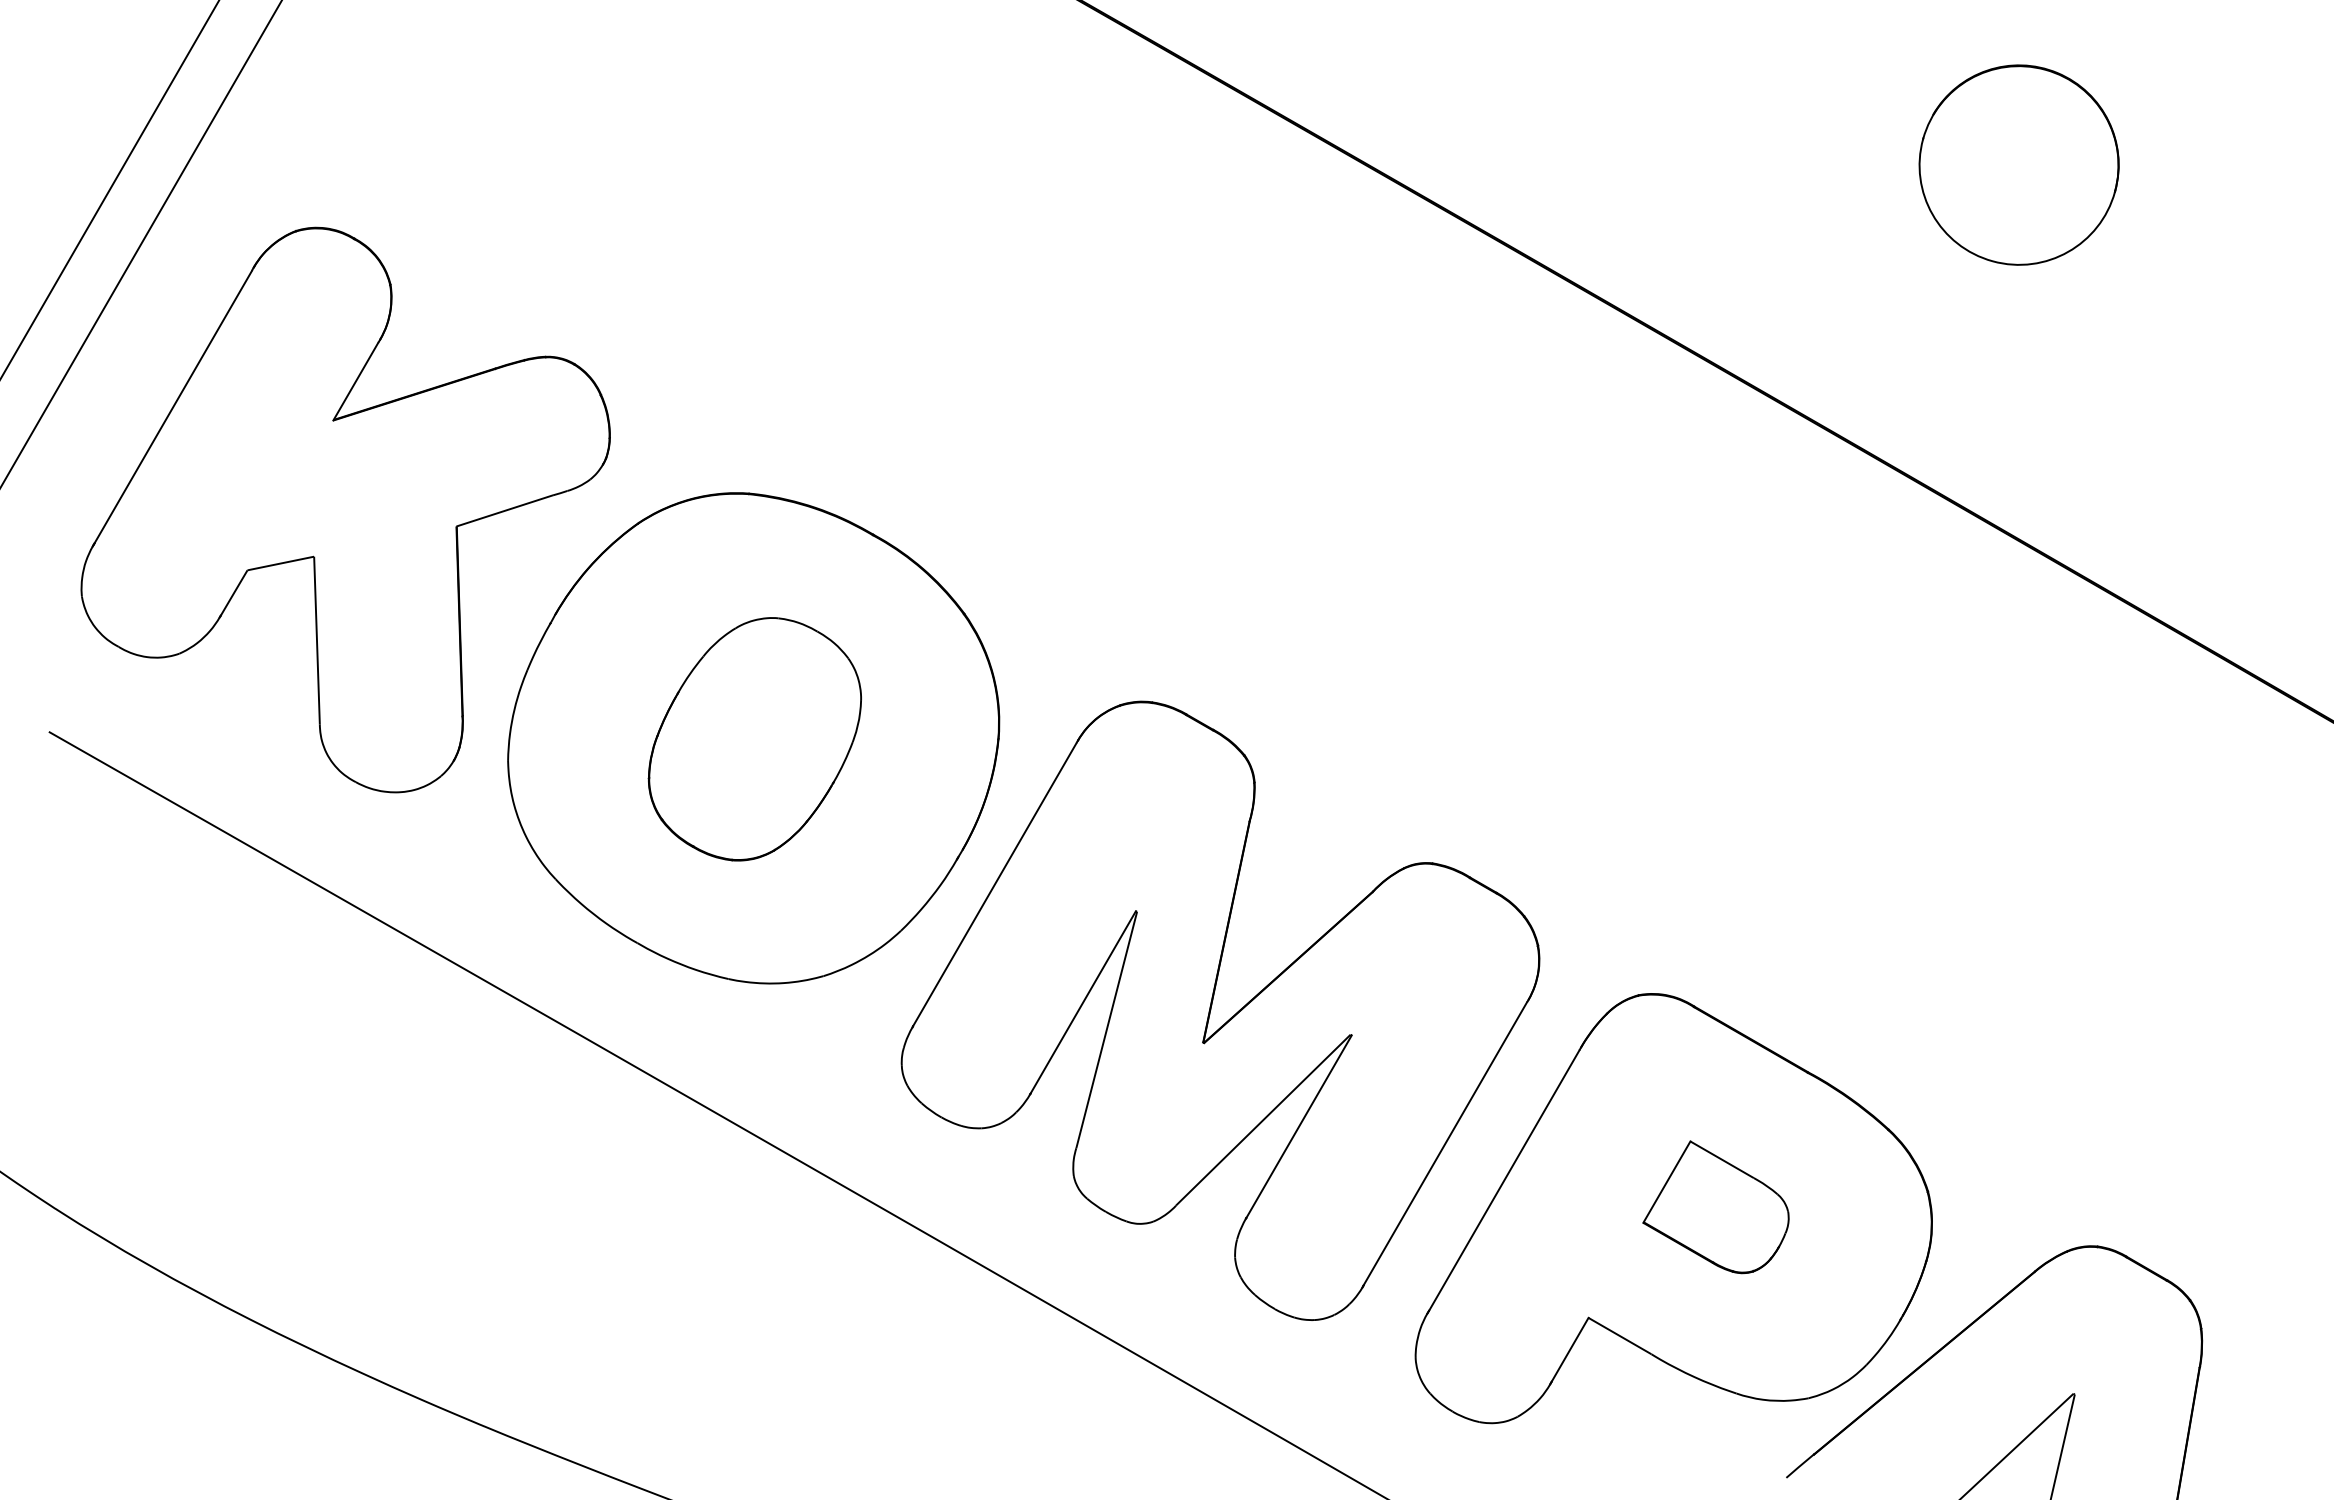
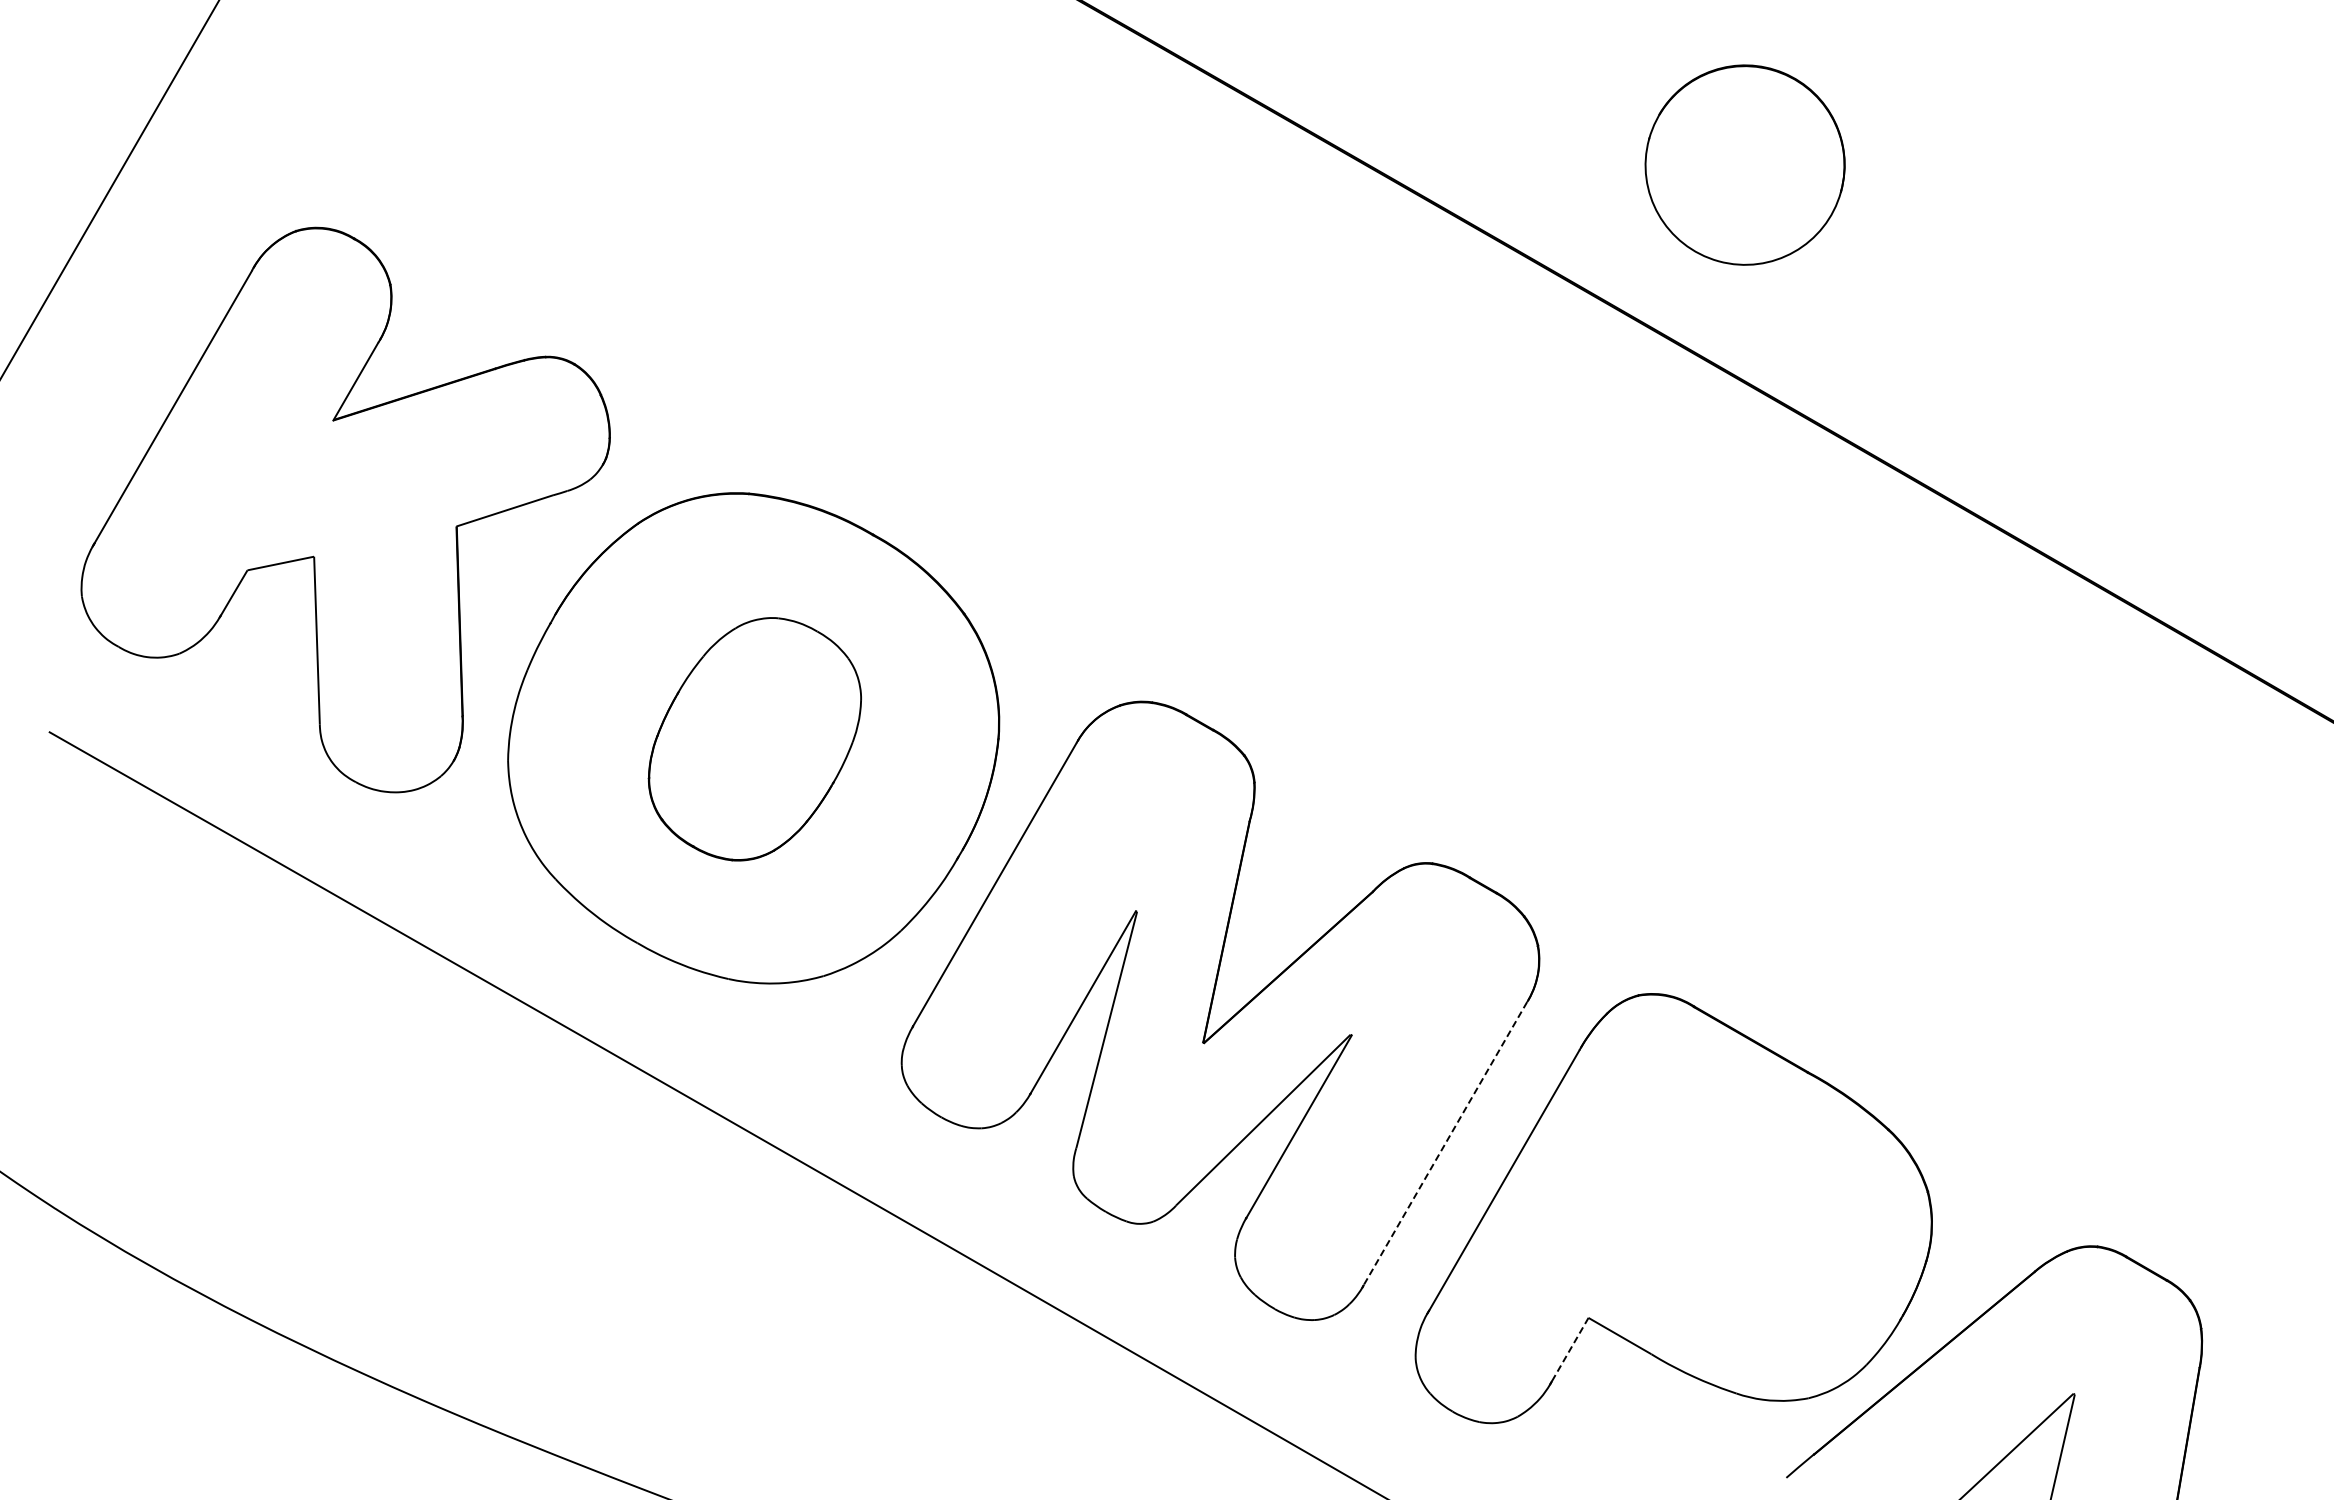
part position: (2018, 164) -> (1744, 164) (1744, 164)
line: present -> none (141, 243)
line: solid -> dashed (1445, 1144)
part: present -> none (1715, 1207)
line: solid -> dashed (1570, 1349)
